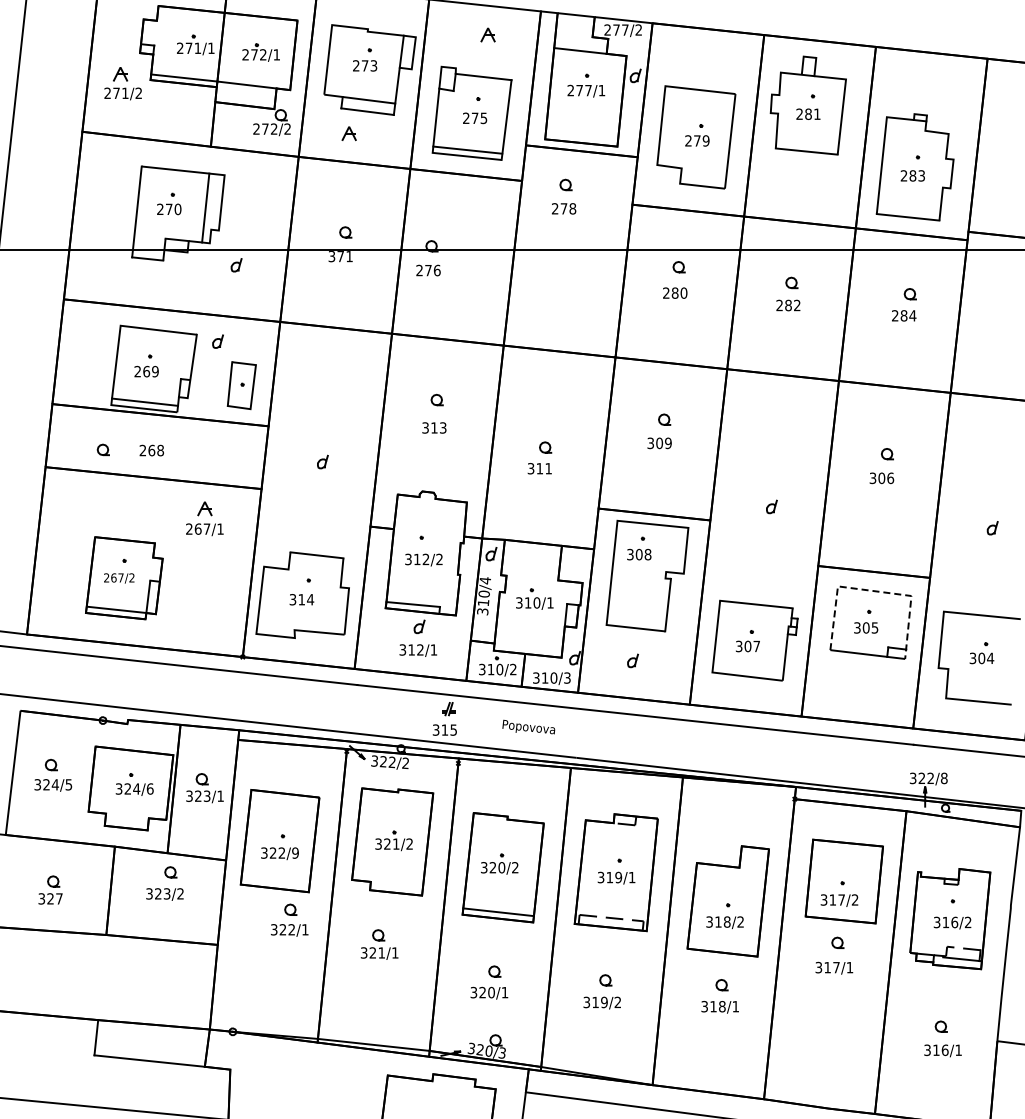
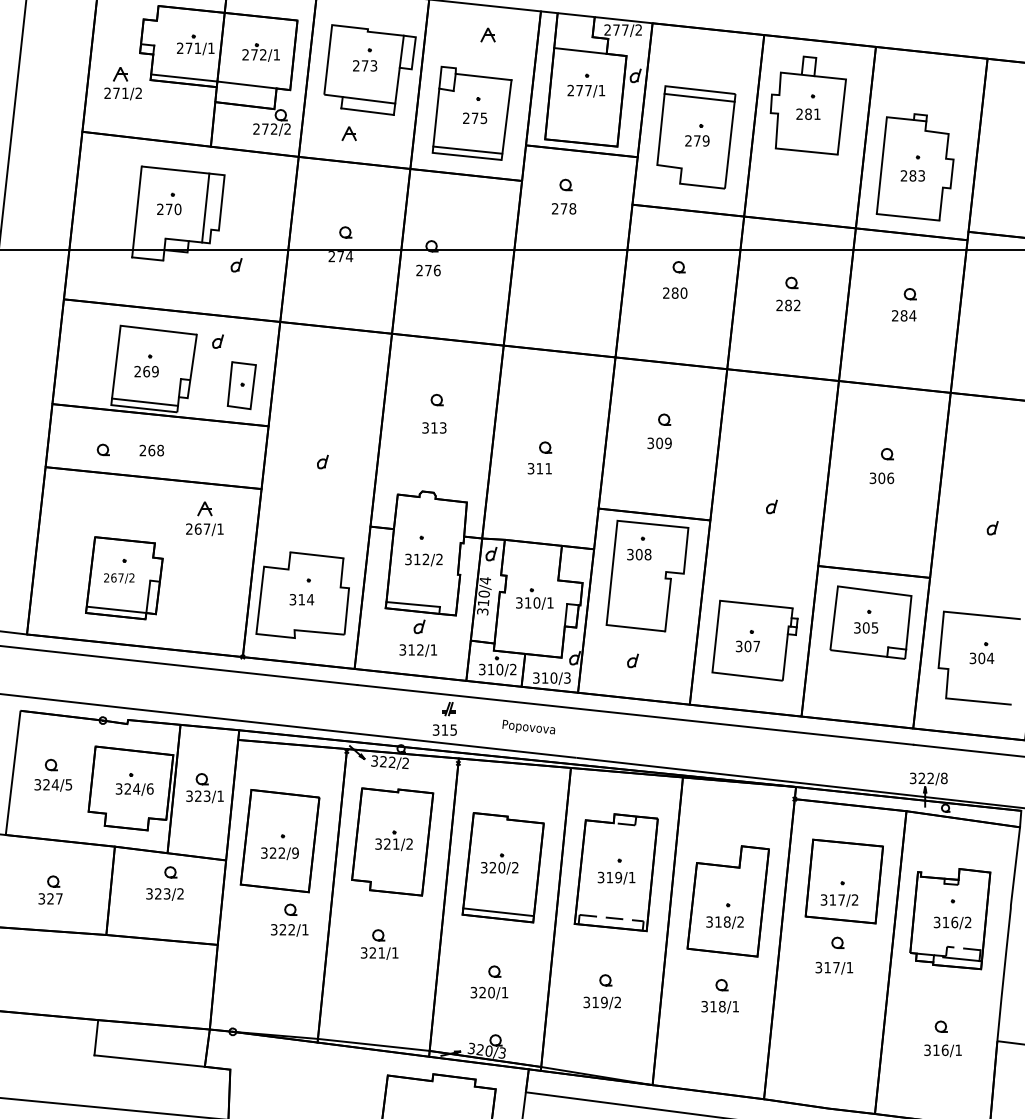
line: none -> present (699, 97)
text: 371 -> 274 (340, 256)
line: dashed -> solid (874, 591)
